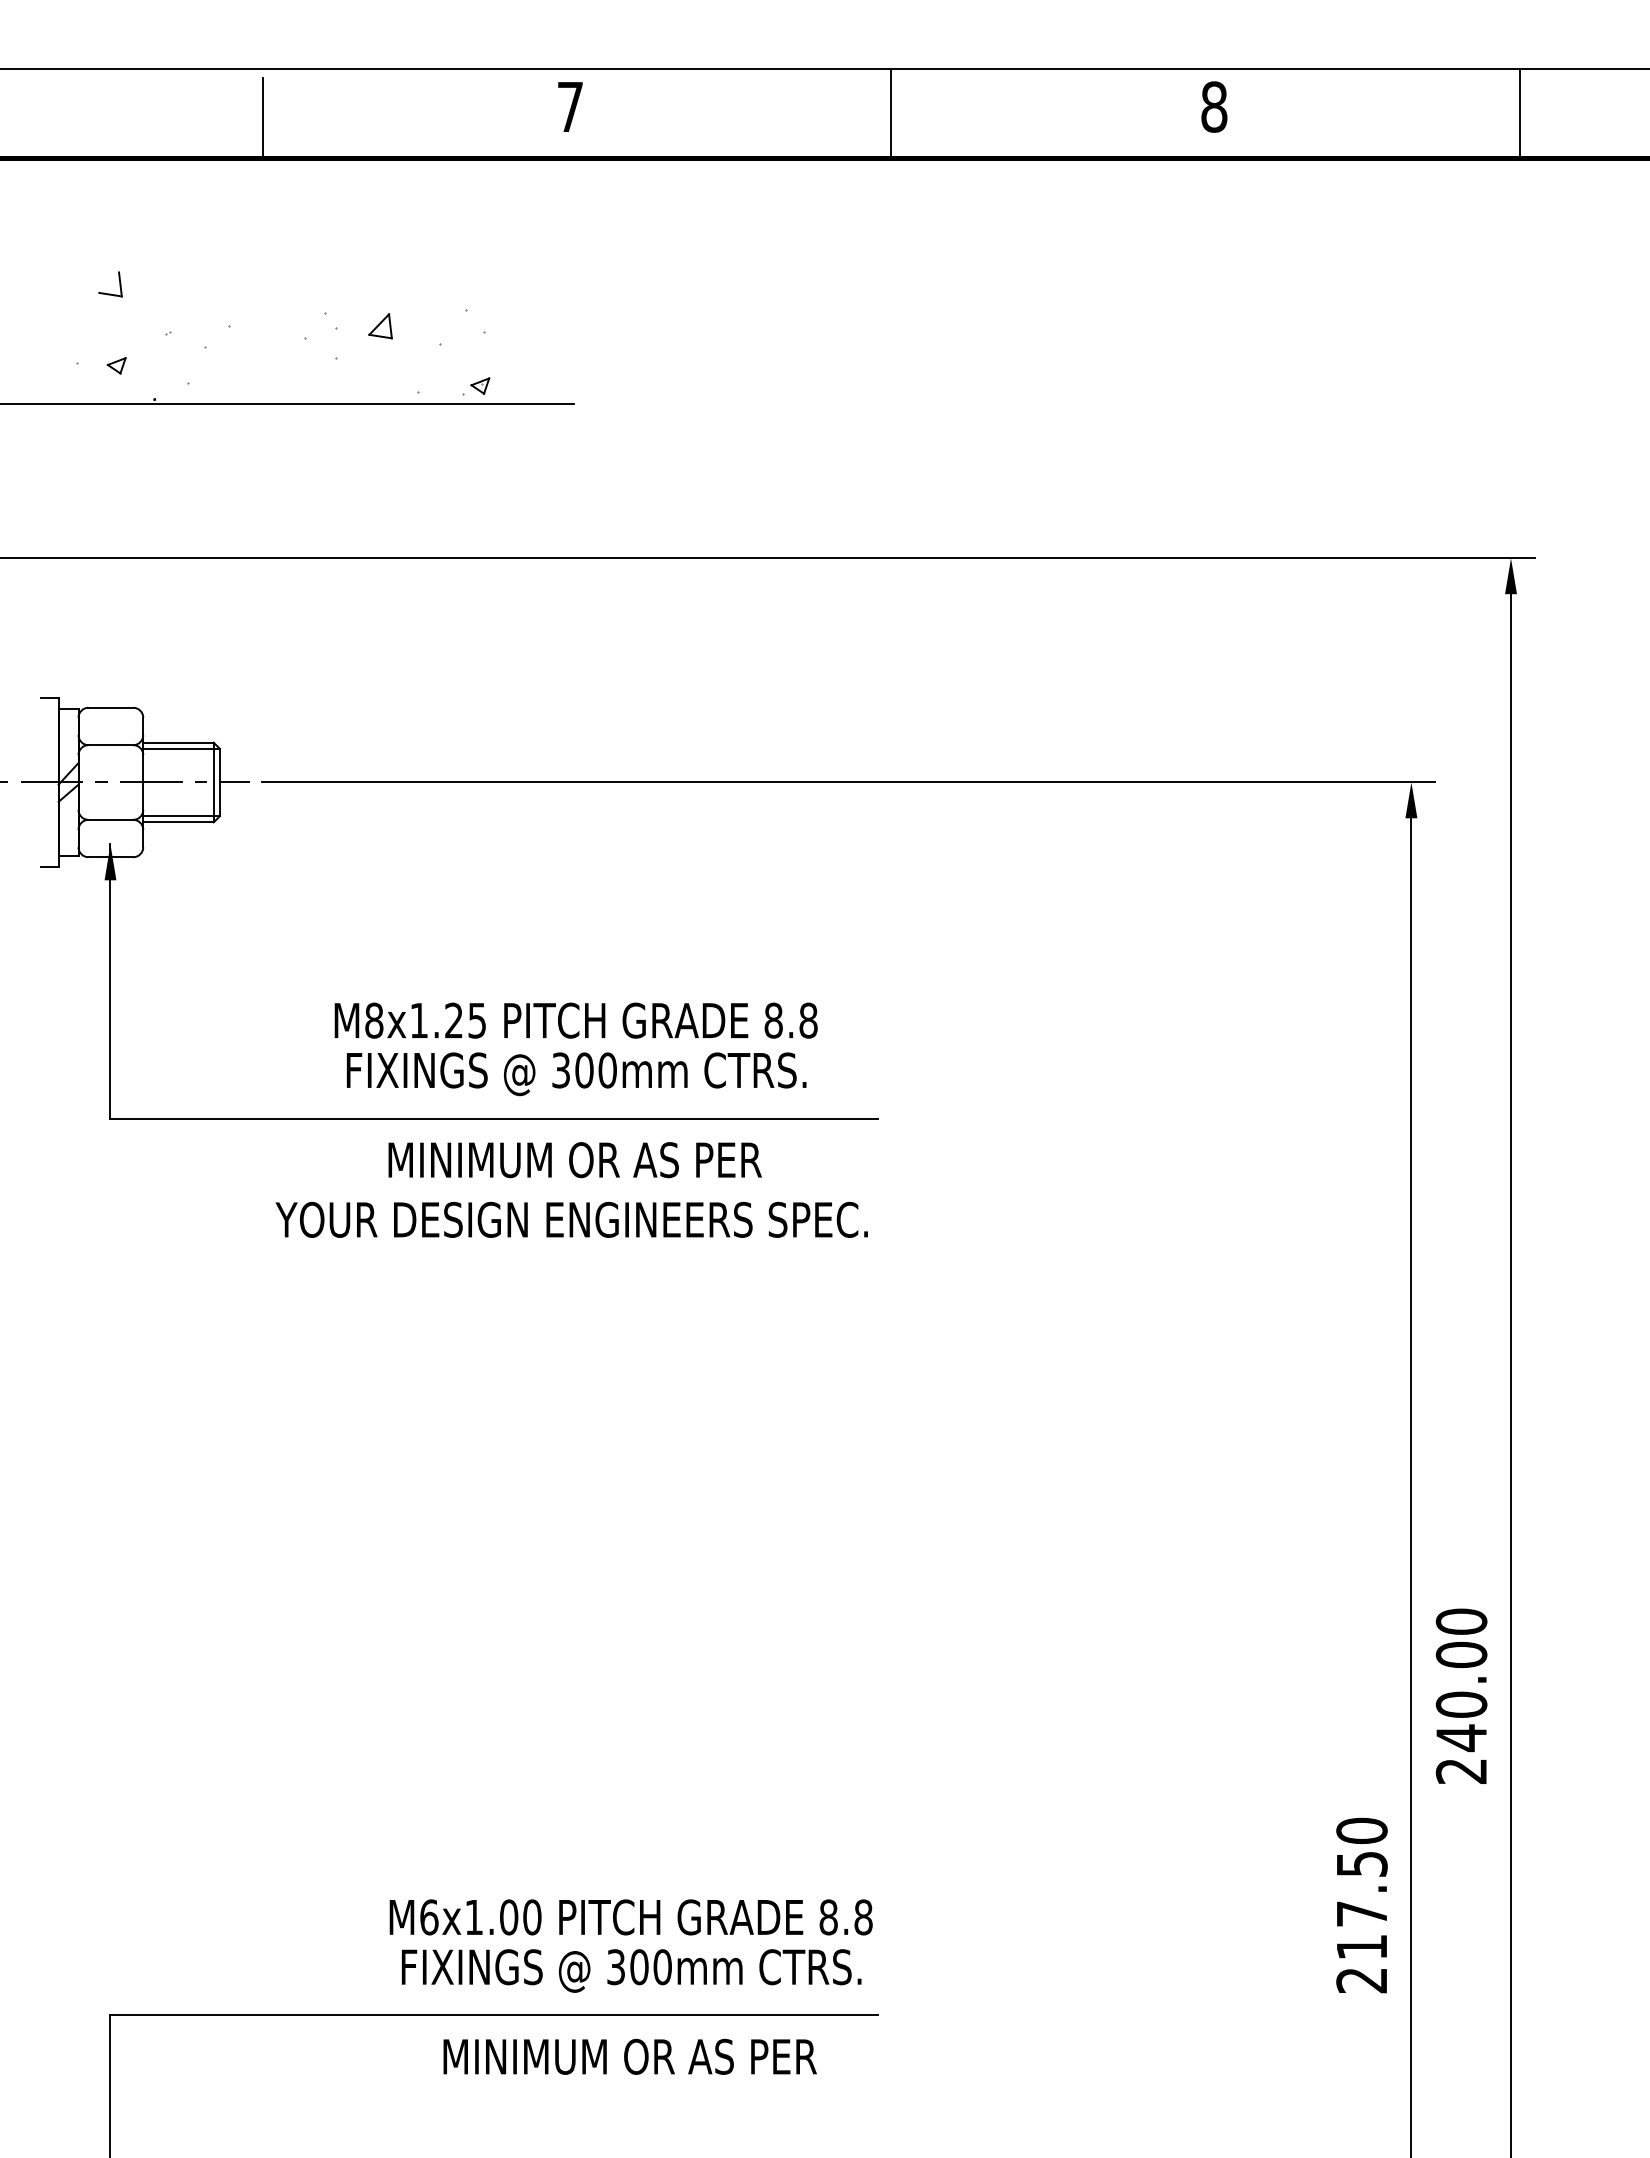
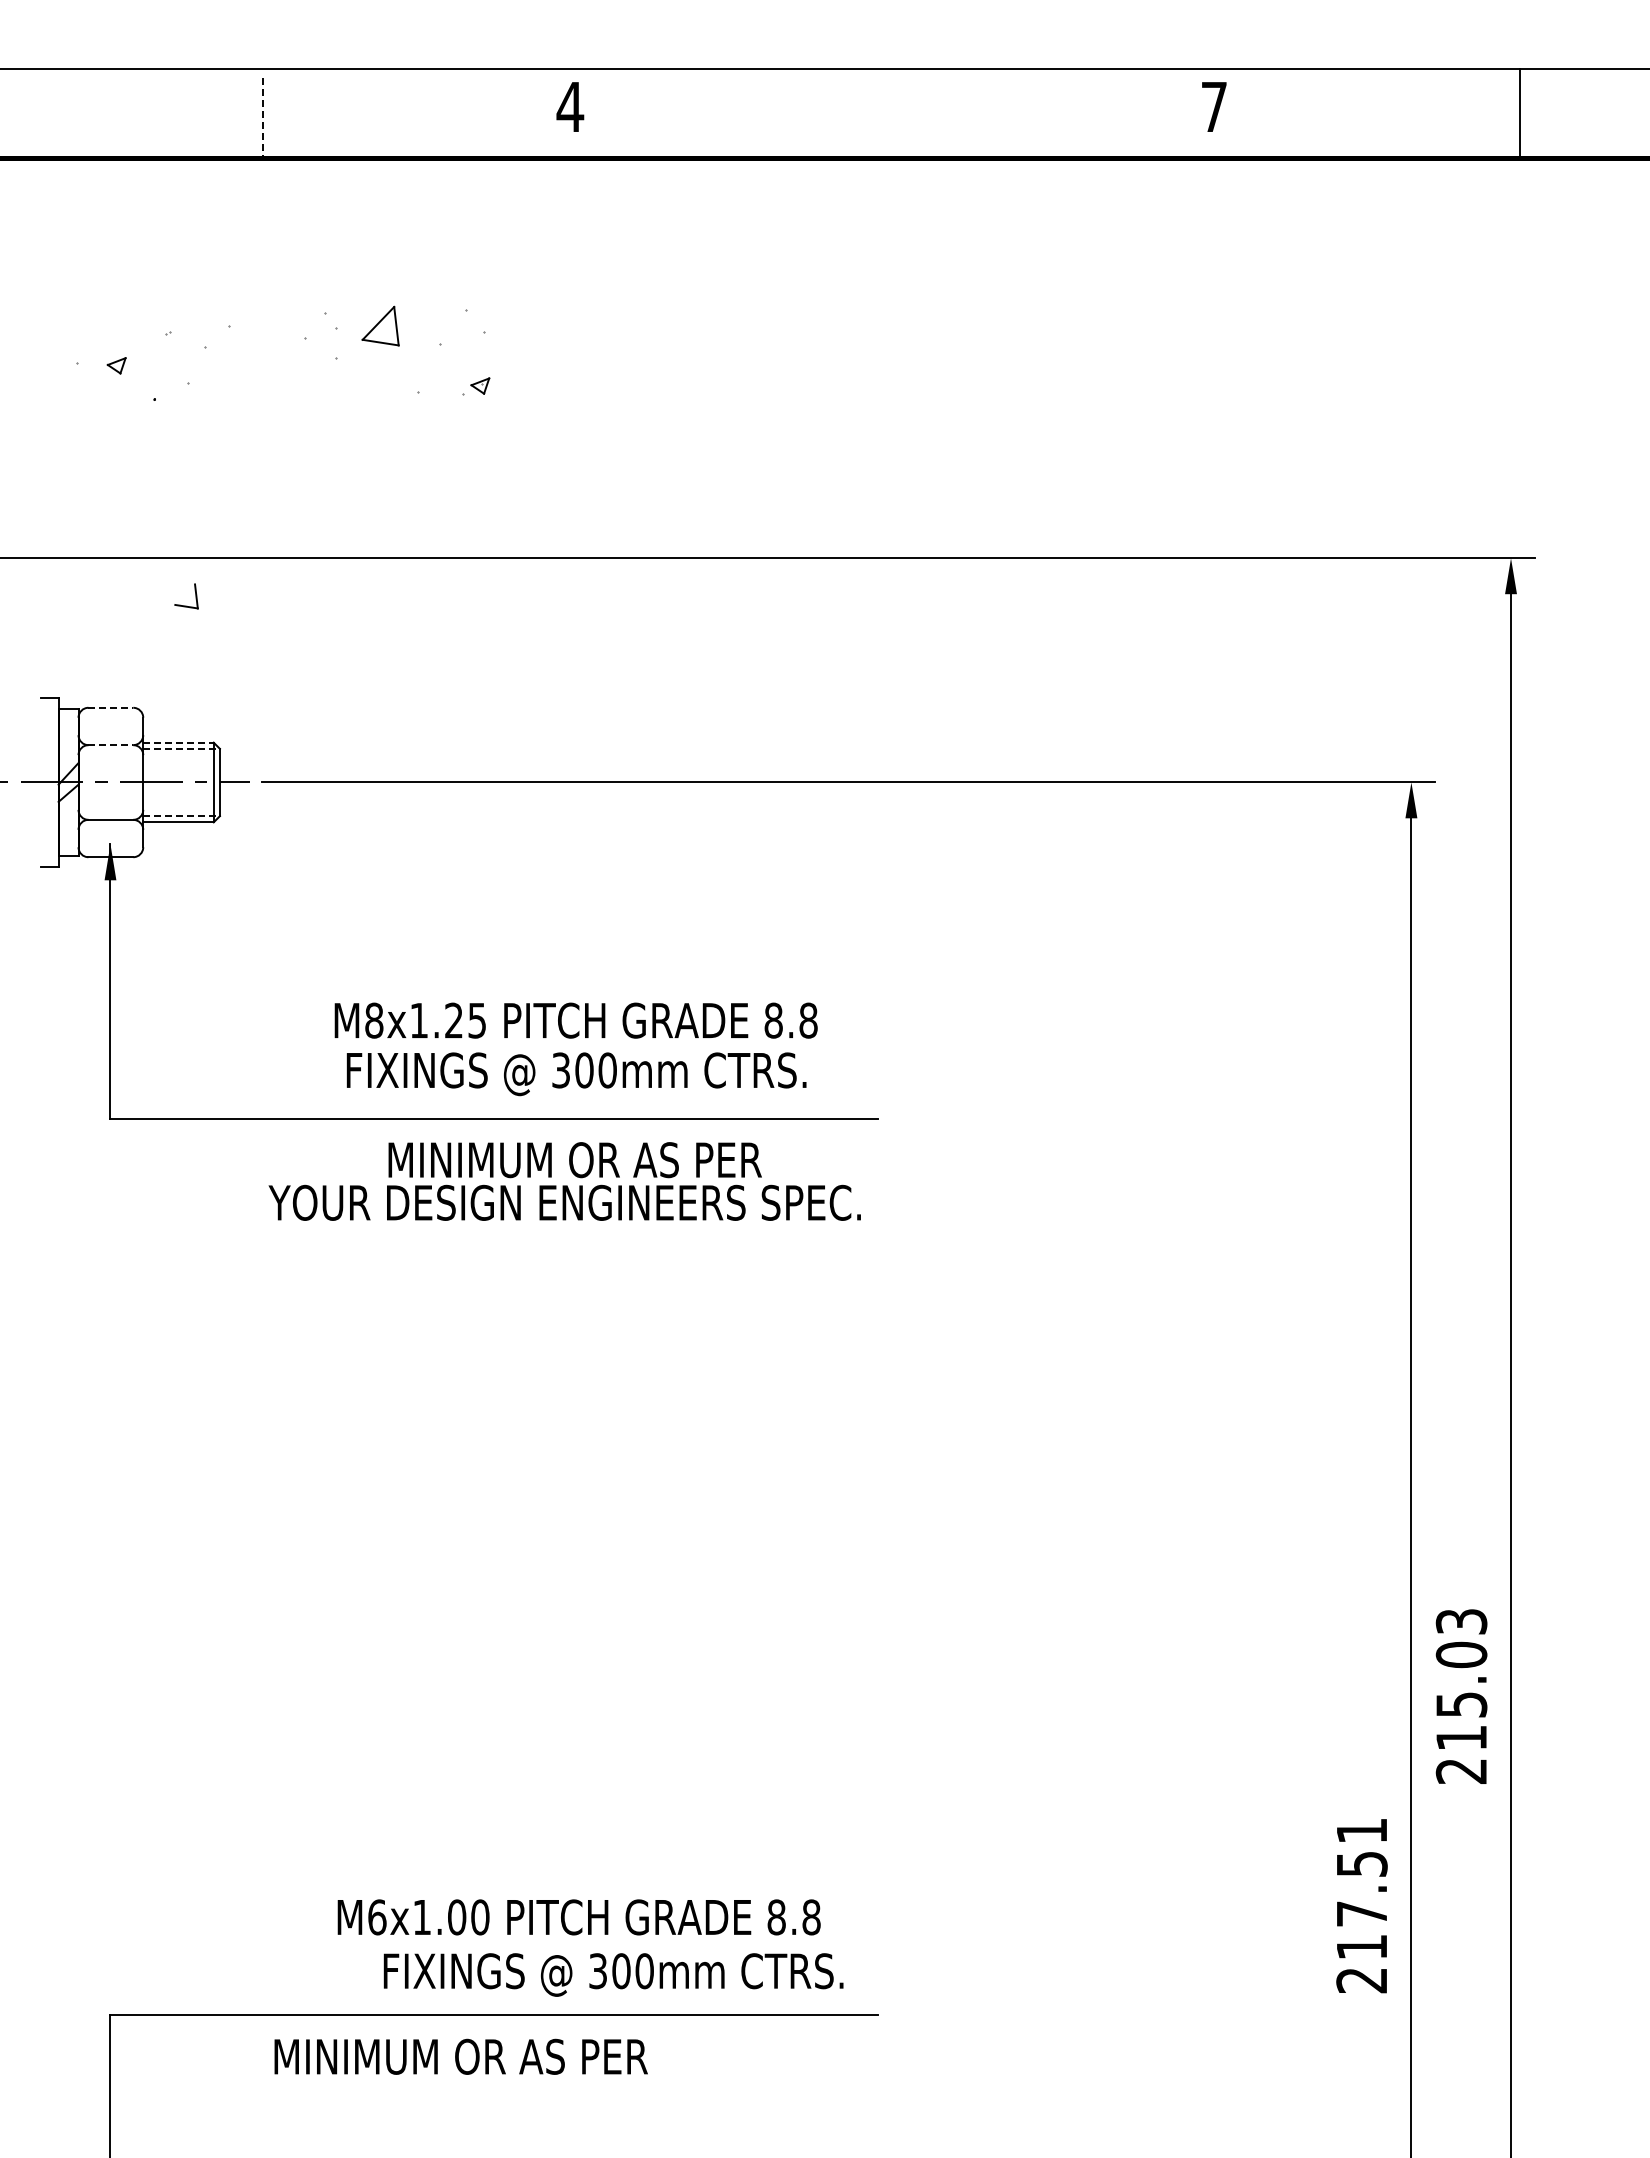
text: 7 -> 4 (570, 106)
text: 8 -> 7 (1214, 106)
line: present -> none (891, 113)
line: solid -> dashed (263, 119)
part position: (119, 284) -> (195, 596) (195, 596)
part size: 25x27 px -> 39x42 px (380, 325)
line: present -> none (287, 403)
line: solid -> dashed (111, 707)
line: solid -> dashed (179, 742)
line: solid -> dashed (111, 745)
line: solid -> dashed (182, 748)
line: solid -> dashed (182, 816)
text position: (571, 1219) -> (564, 1202) (564, 1202)
text: 240.00 -> 215.03 (1461, 1680)
text: 217.50 -> 217.51 (1361, 1830)
text position: (630, 1917) -> (578, 1917) (578, 1917)
text position: (631, 1970) -> (613, 1974) (613, 1974)
text position: (629, 2056) -> (460, 2056) (460, 2056)
